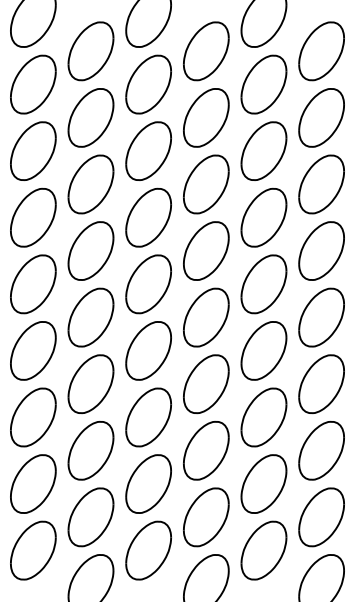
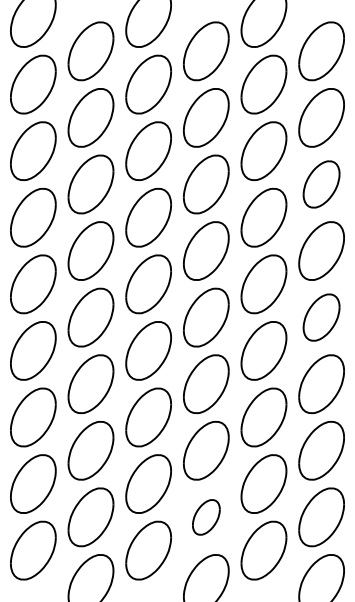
part size: 47x61 px -> 39x49 px (321, 184)
part size: 47x61 px -> 39x49 px (321, 317)
part size: 47x61 px -> 29x37 px (206, 517)
